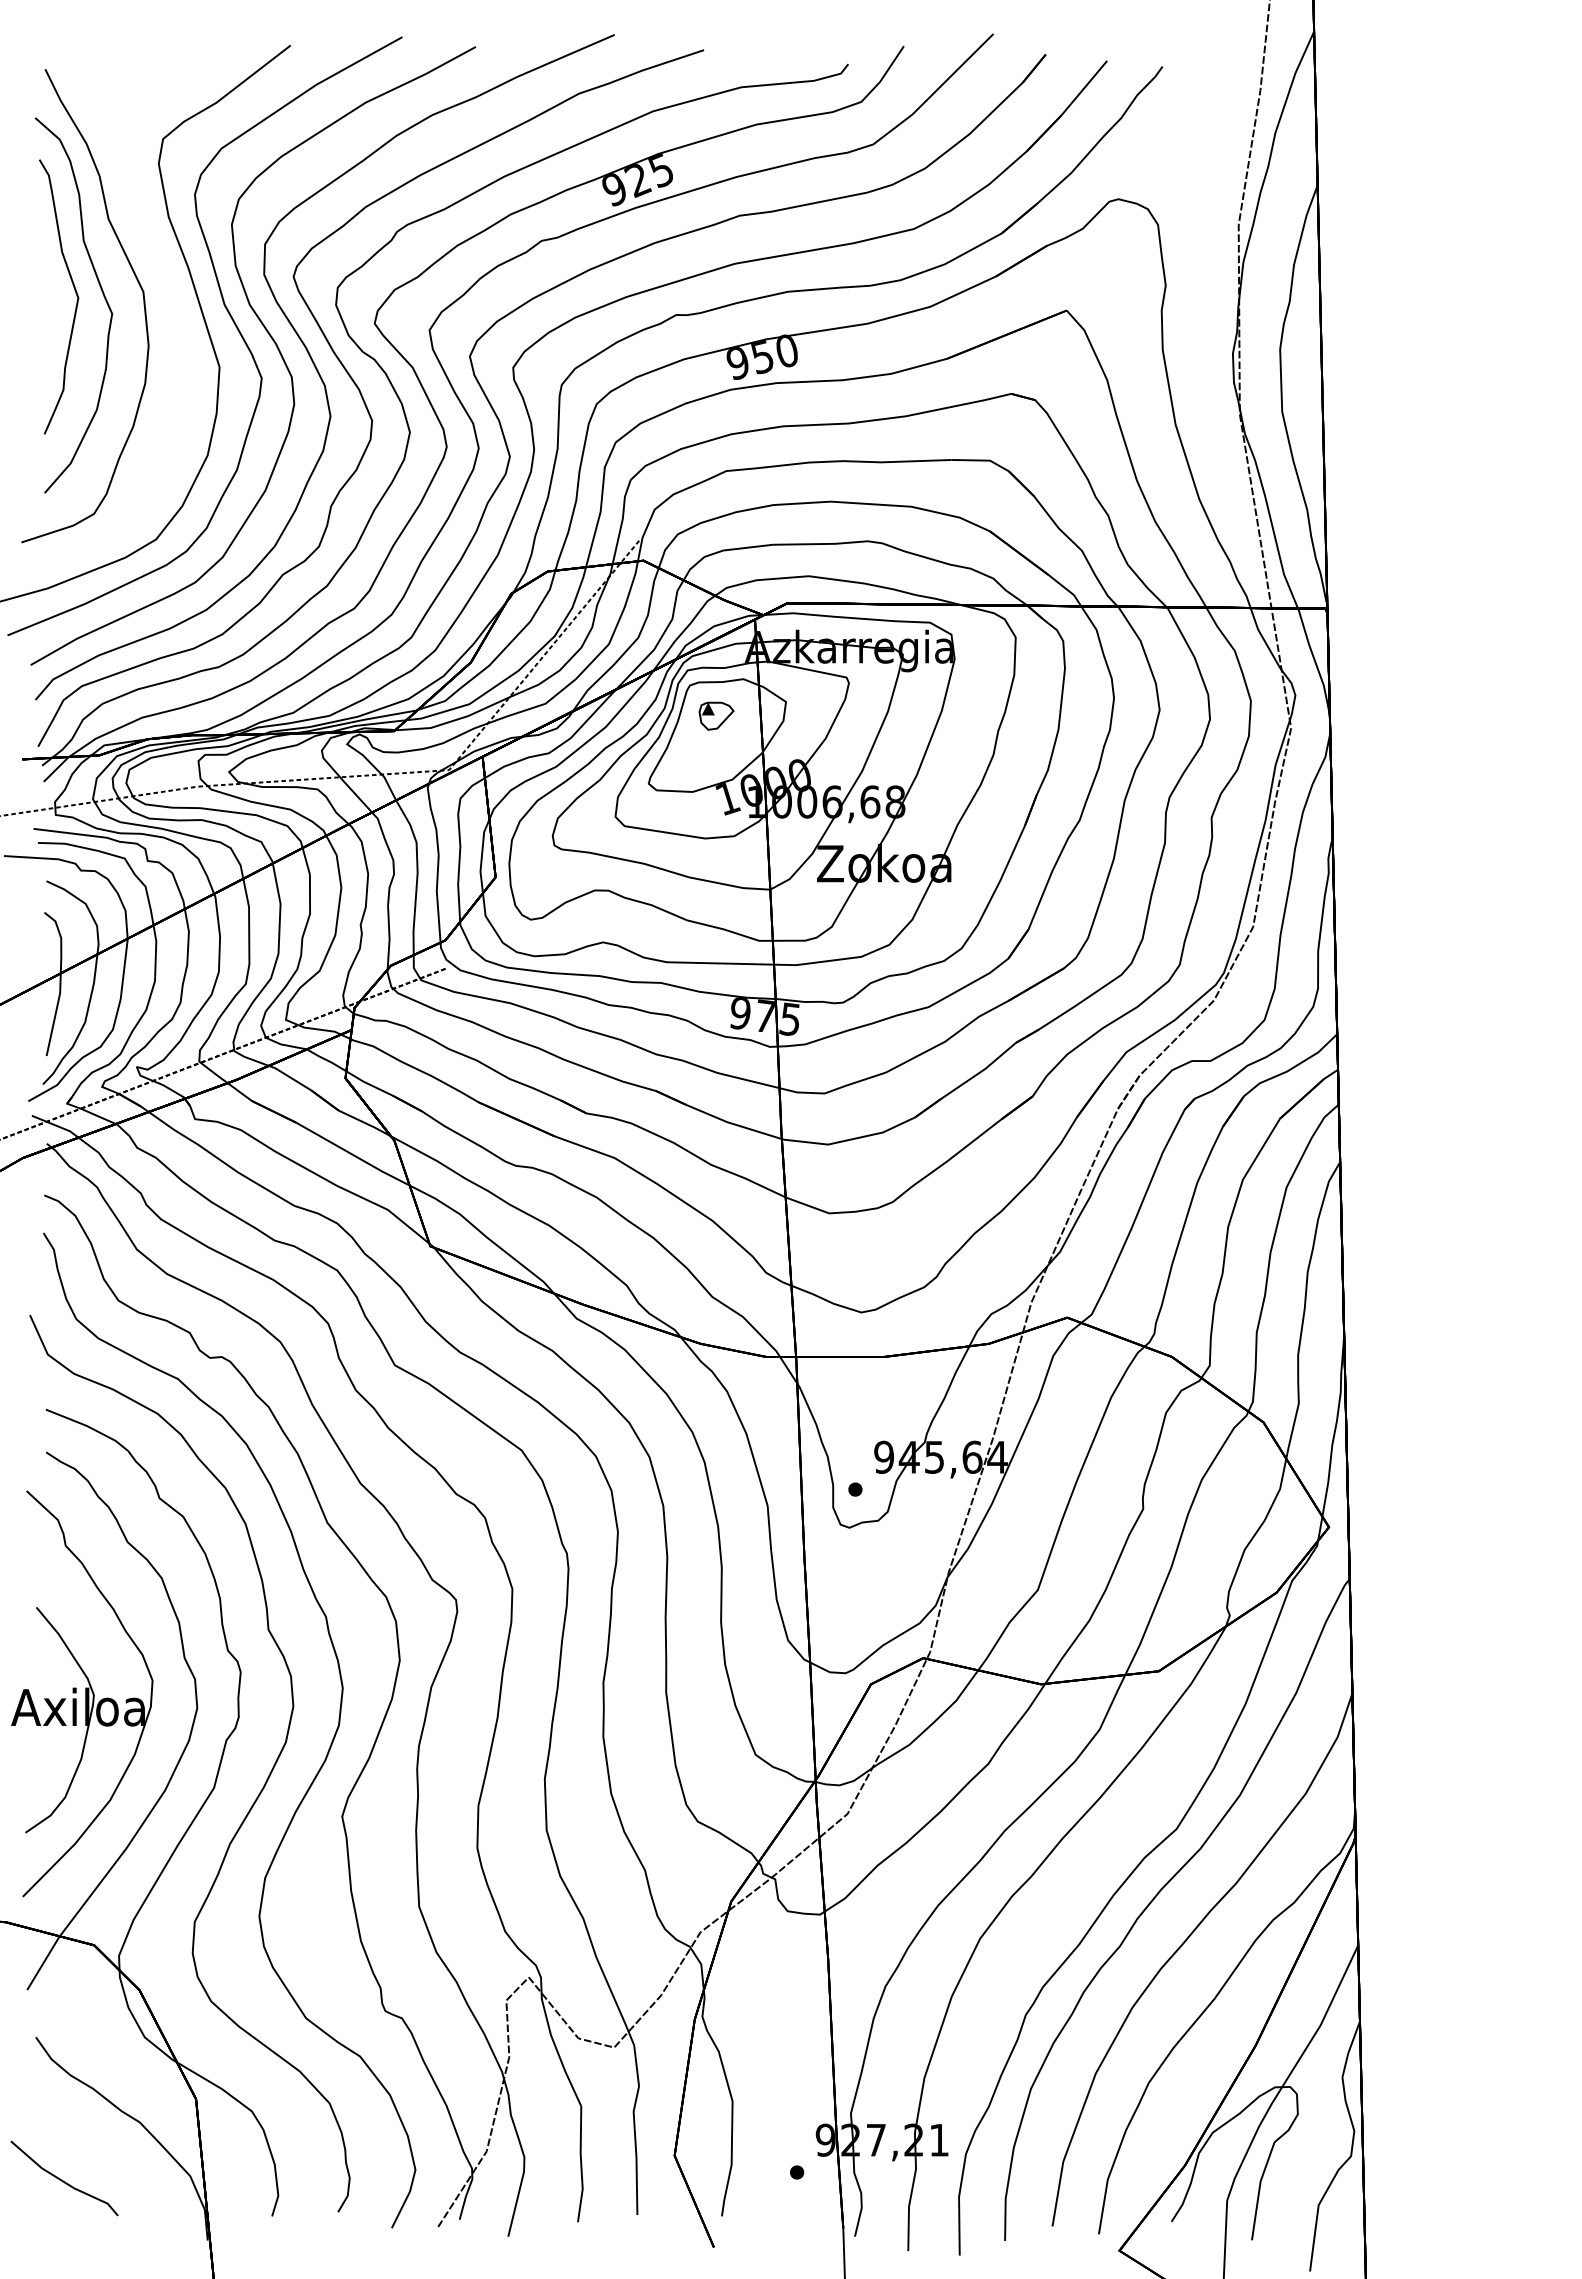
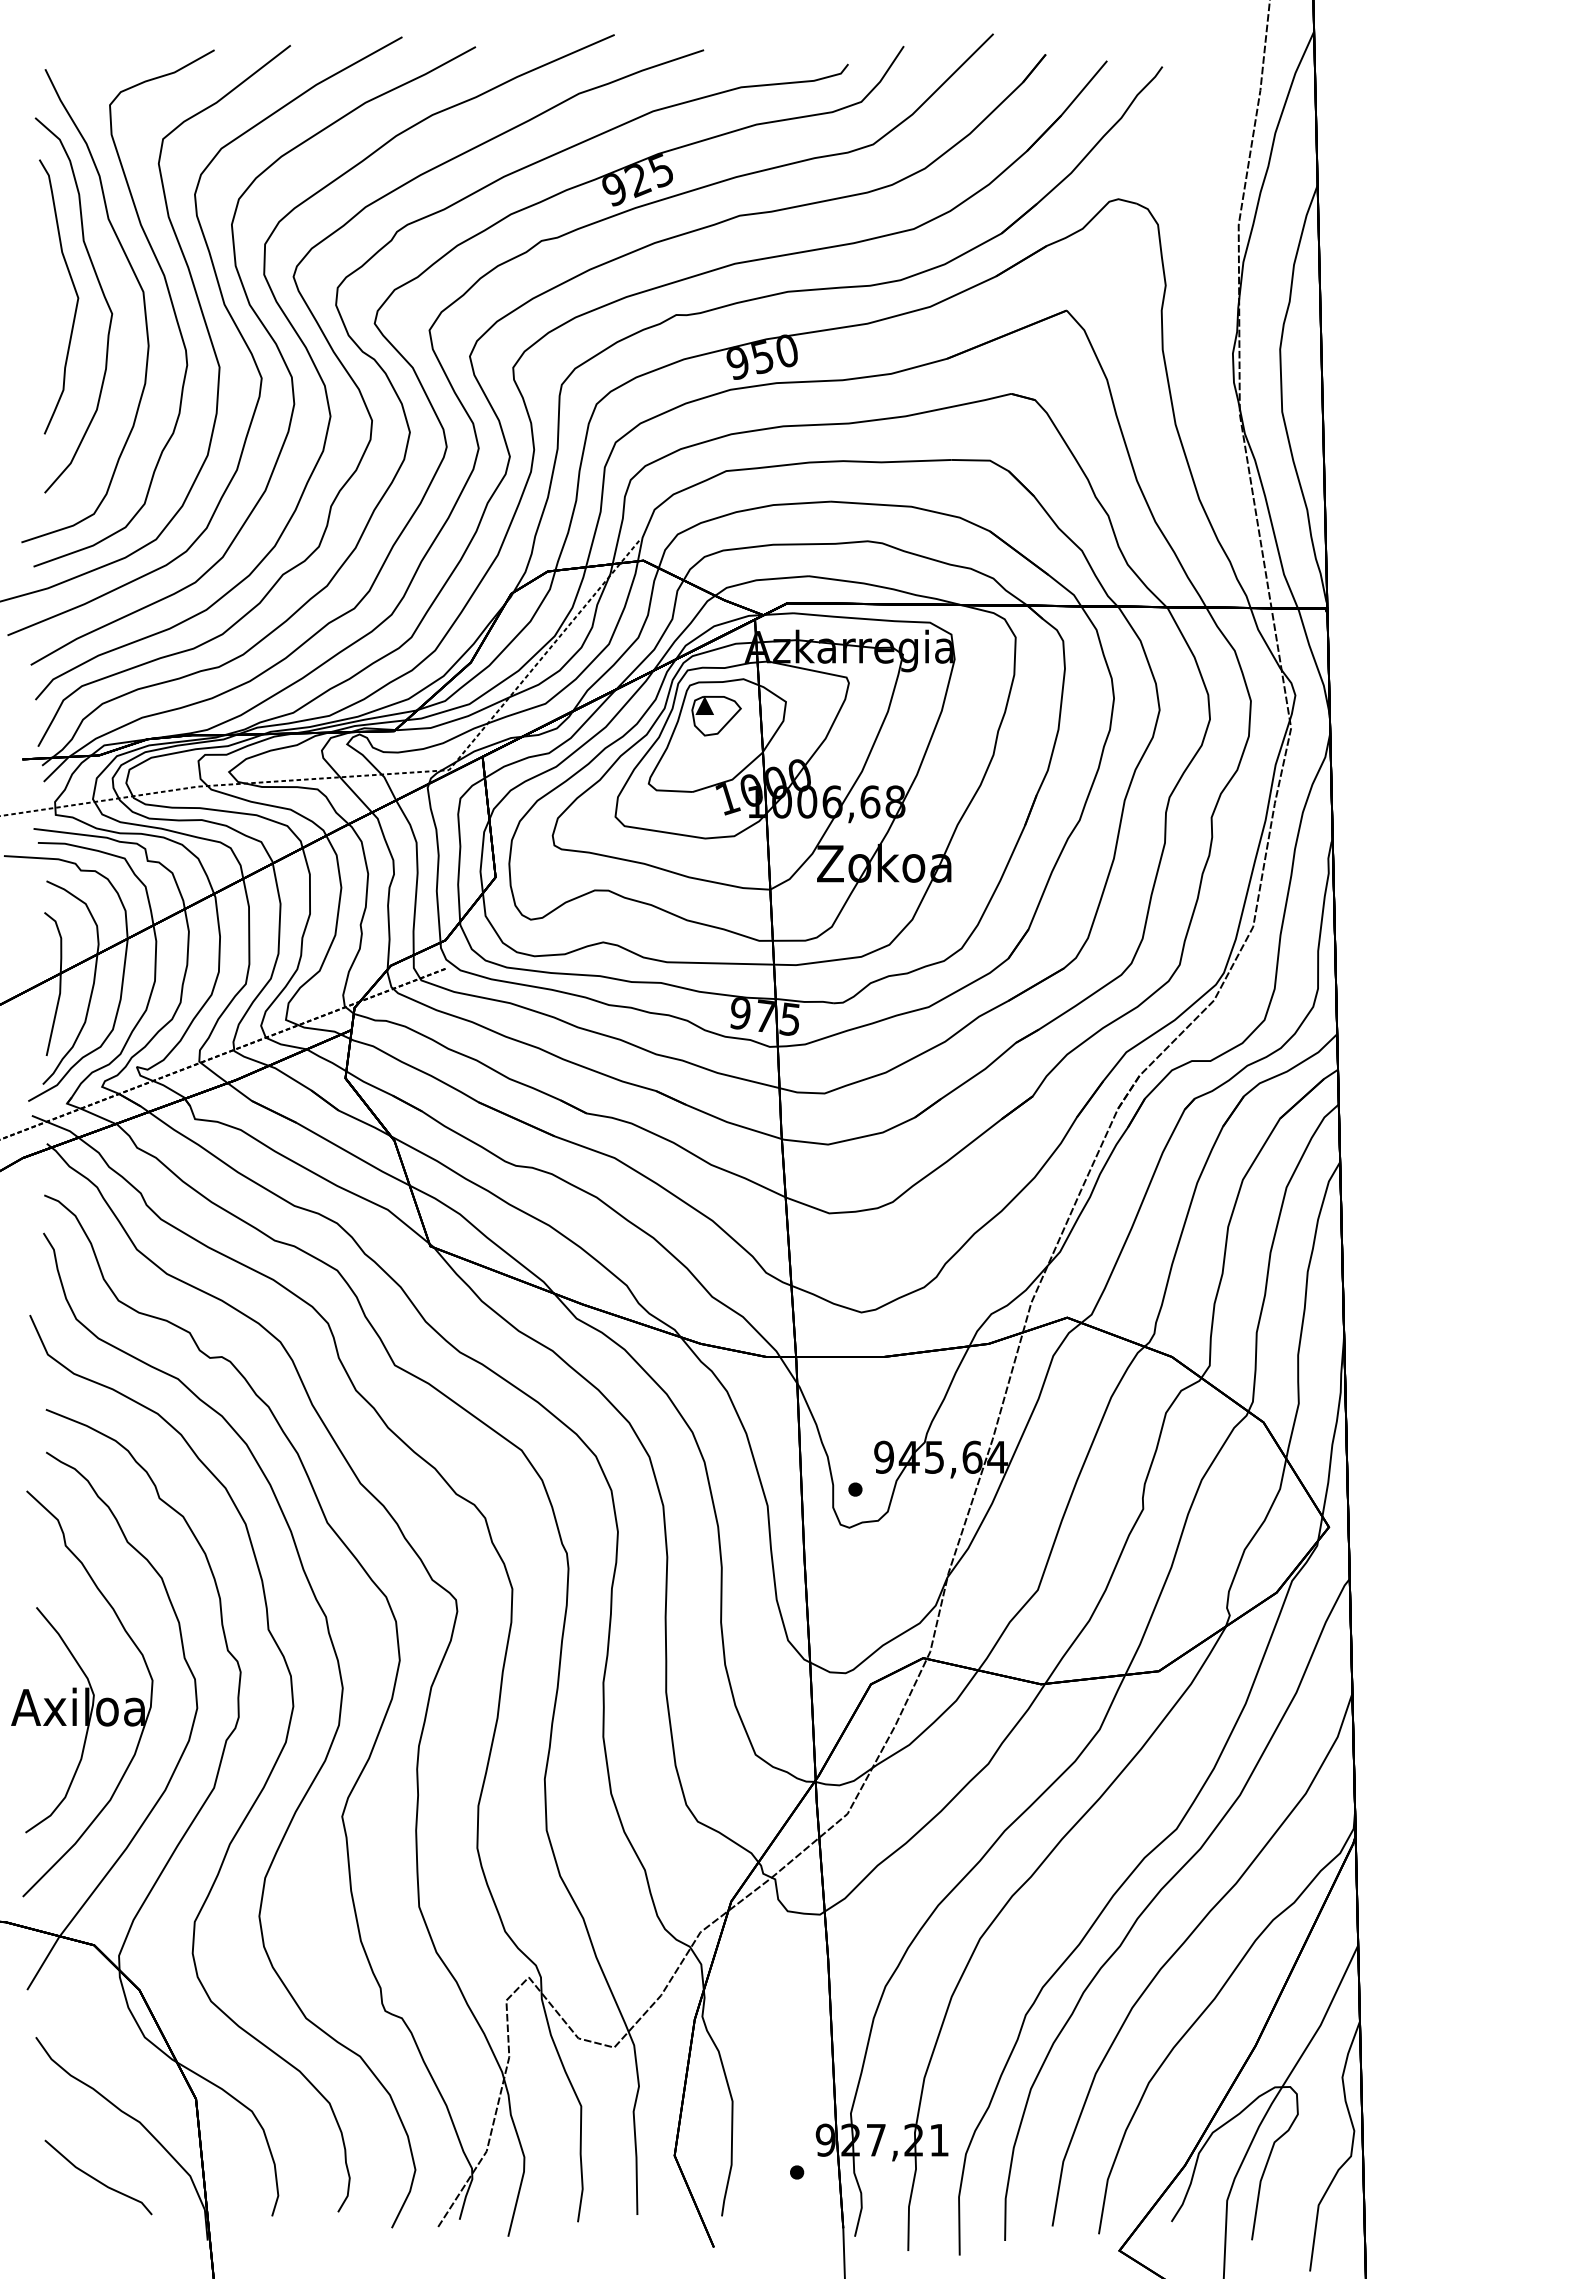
curve: none -> present (169, 298)
part size: 37x30 px -> 51x41 px (716, 716)
line position: (62, 2179) -> (96, 2178) (96, 2178)
